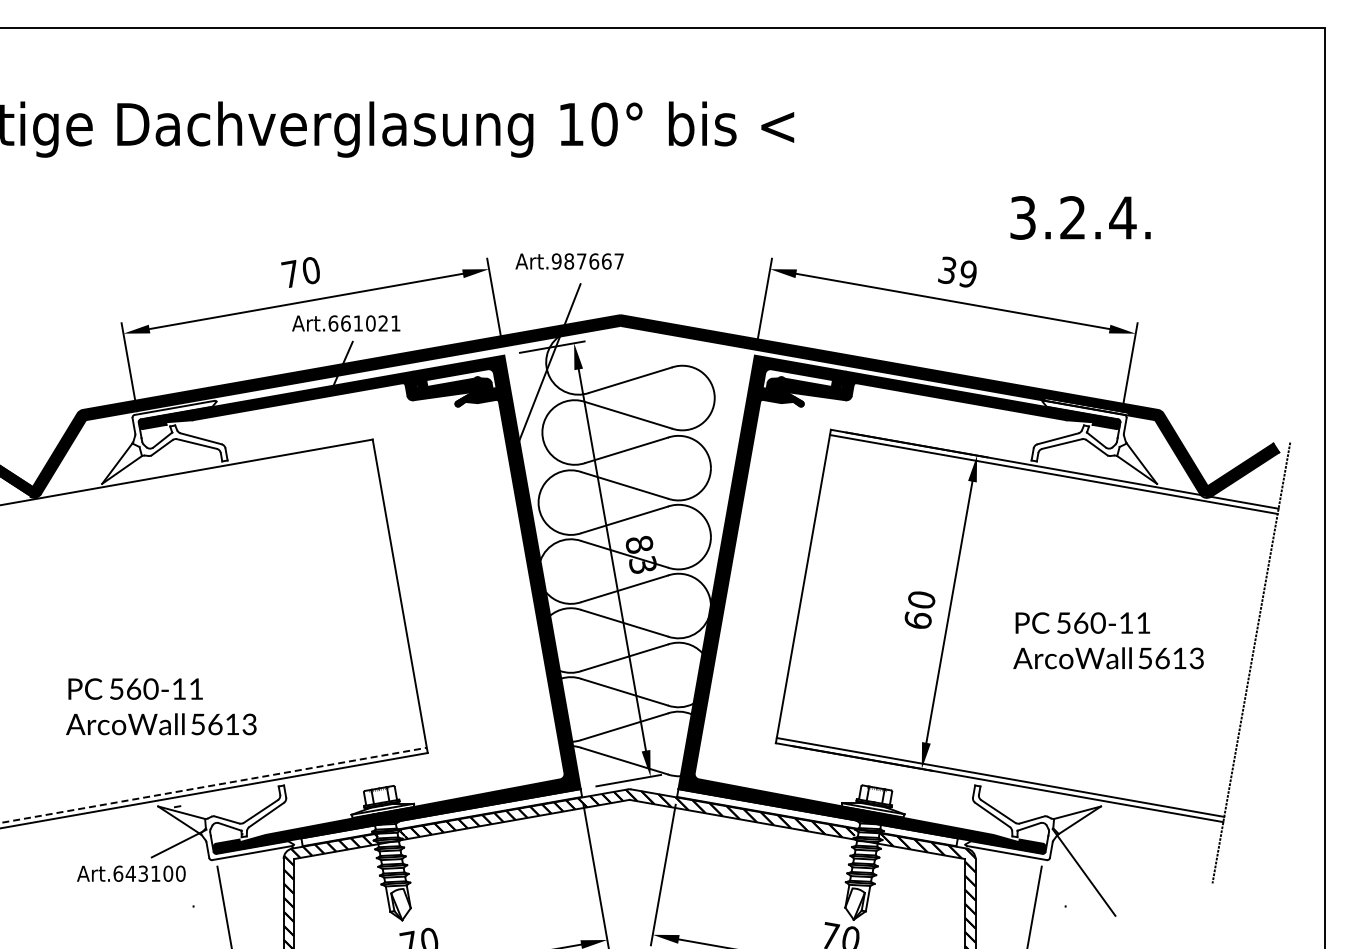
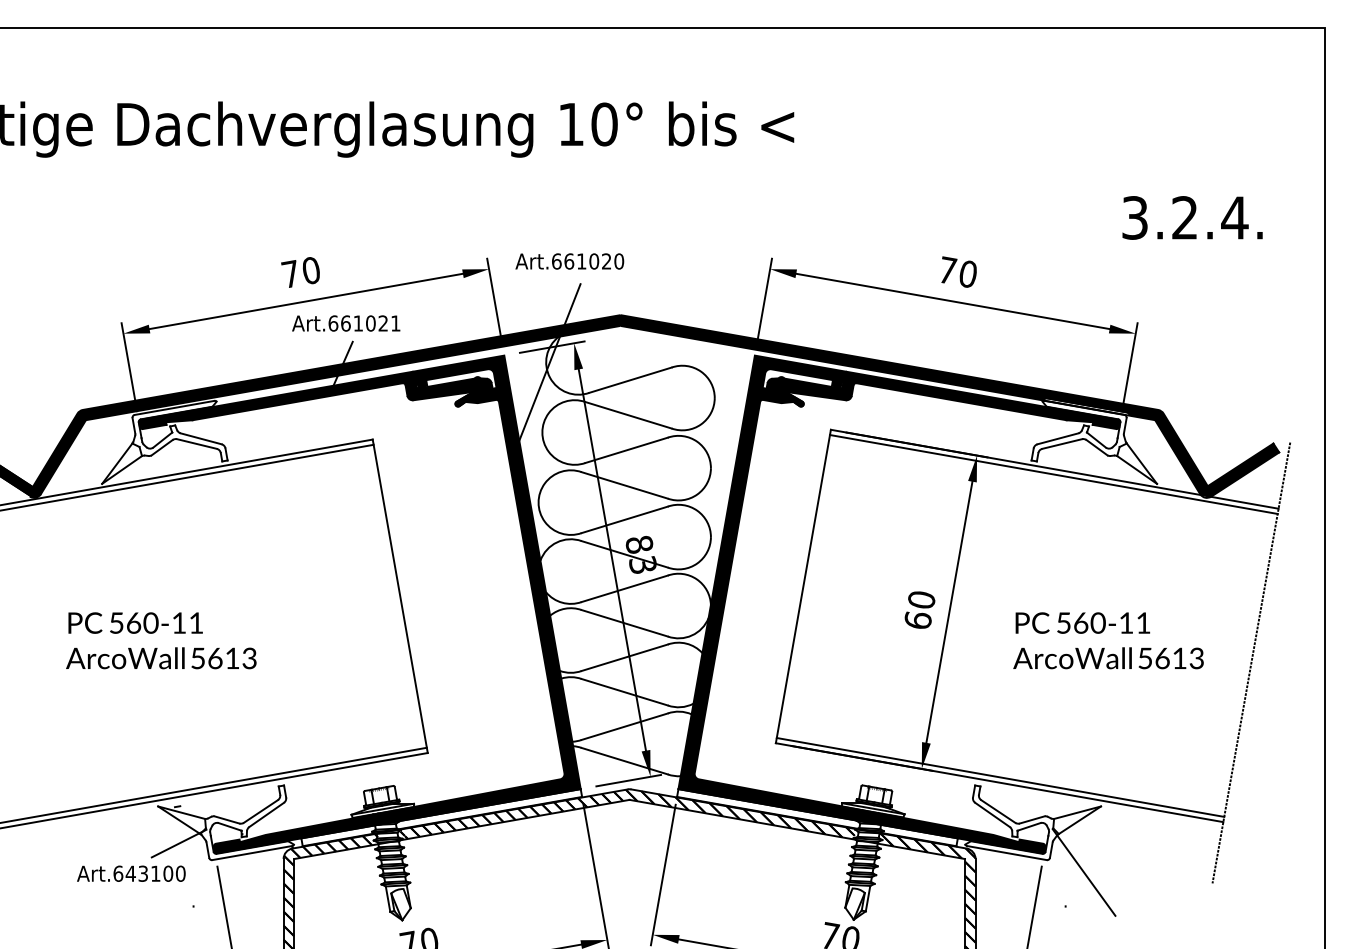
text position: (1080, 217) -> (1192, 217) (1192, 217)
text: Art.987667 -> Art.661020 (587, 261)
text: 39 -> 70 (957, 271)
line: none -> present (187, 477)
text position: (161, 706) -> (161, 640) (161, 640)
line: dashed -> solid (213, 785)
